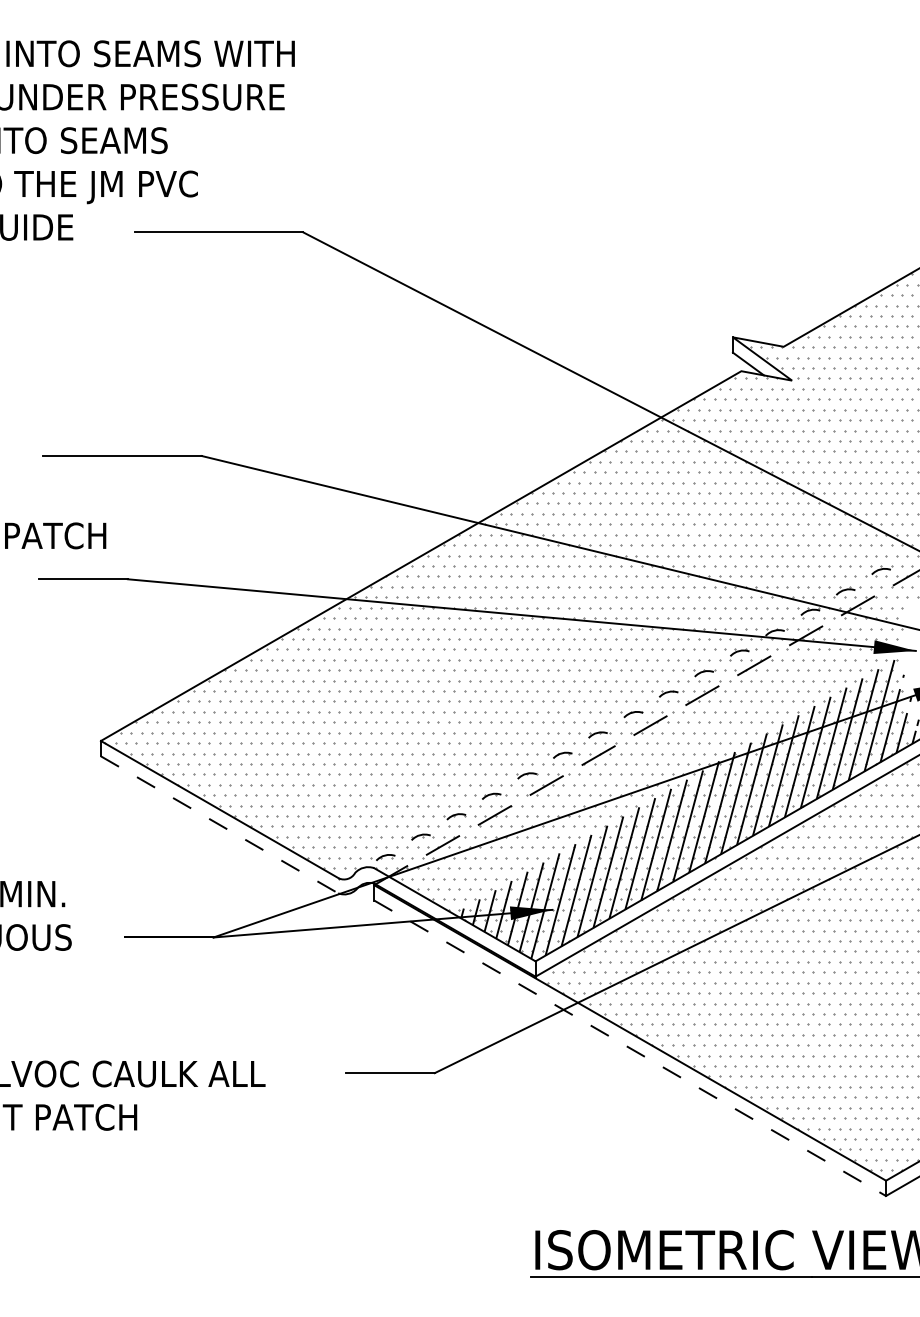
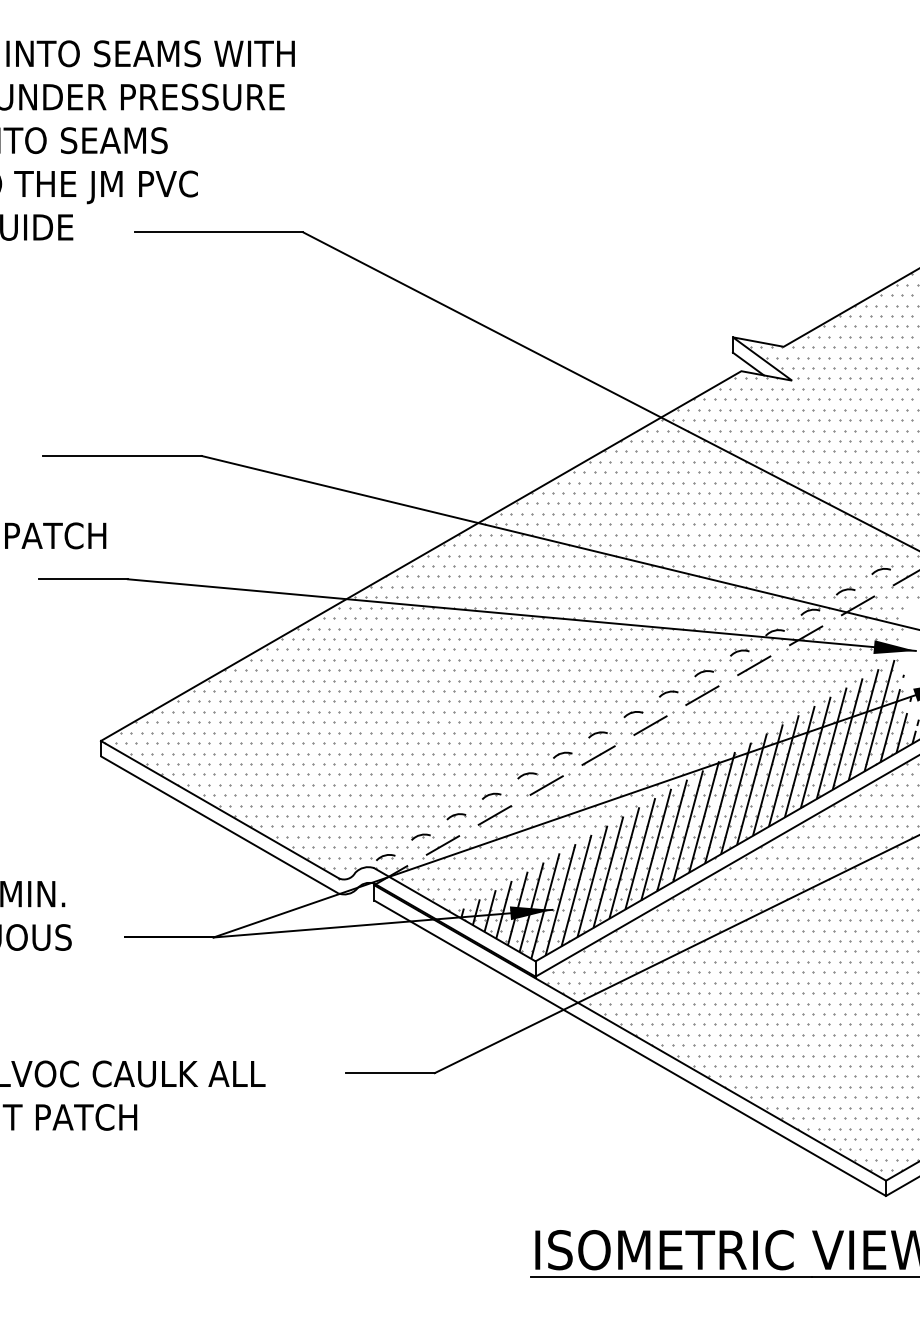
line: dashed -> solid (219, 824)
line: dashed -> solid (630, 1048)
